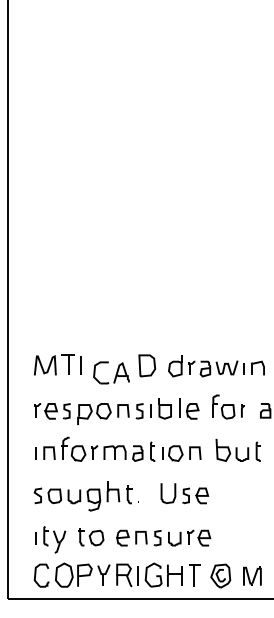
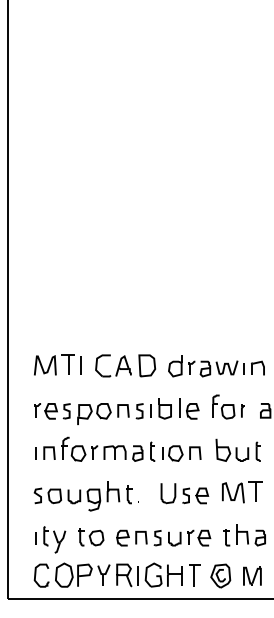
part position: (111, 372) -> (113, 365) (113, 365)
part: none -> present (242, 492)
part: none -> present (244, 535)
